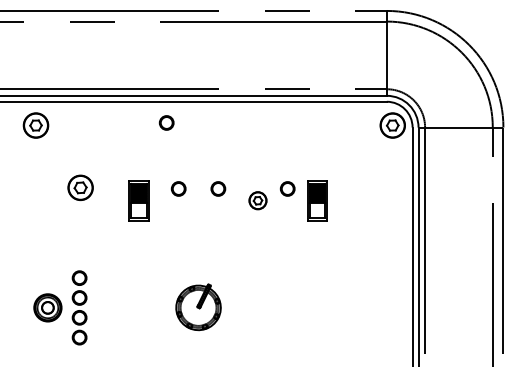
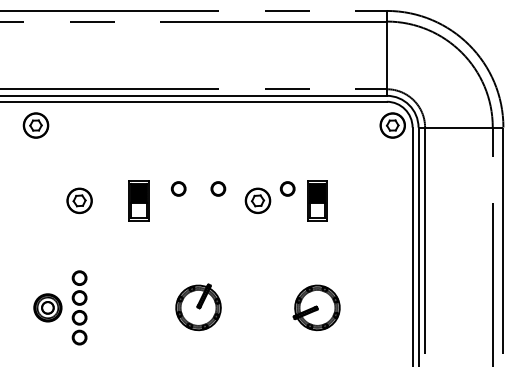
part: present -> none (166, 122)
part position: (80, 187) -> (79, 200) (79, 200)
part size: 20x20 px -> 28x27 px (257, 200)
part: none -> present (316, 307)
